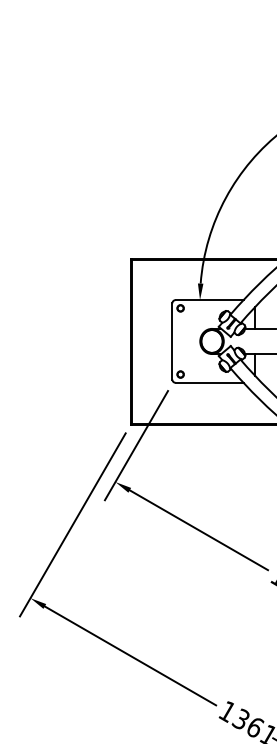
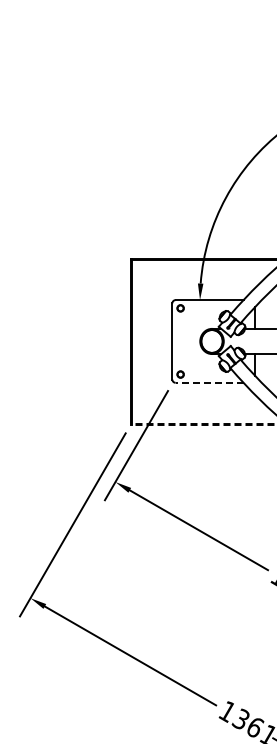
line: solid -> dashed (209, 382)
line: solid -> dashed (203, 424)
